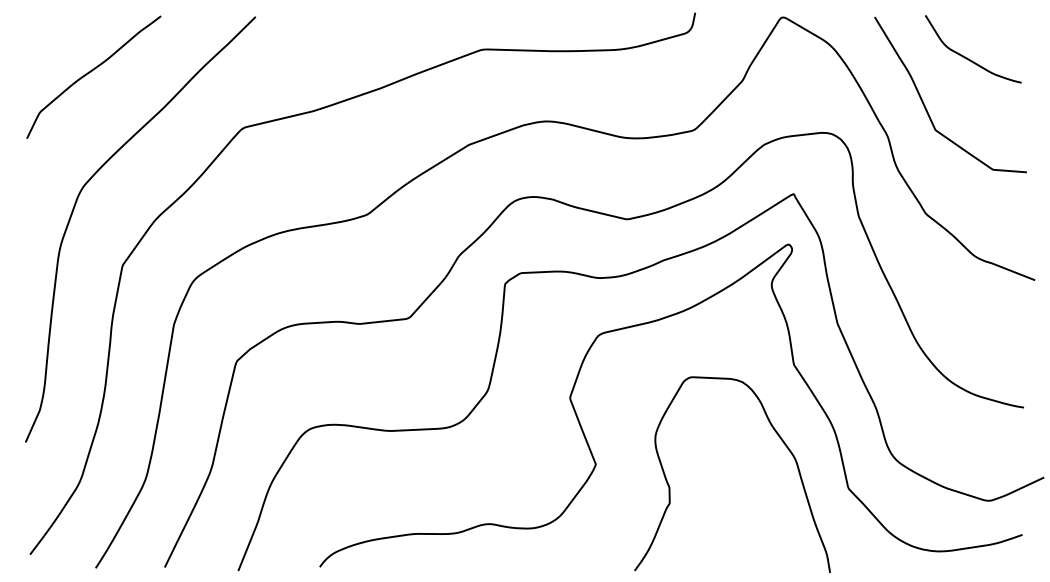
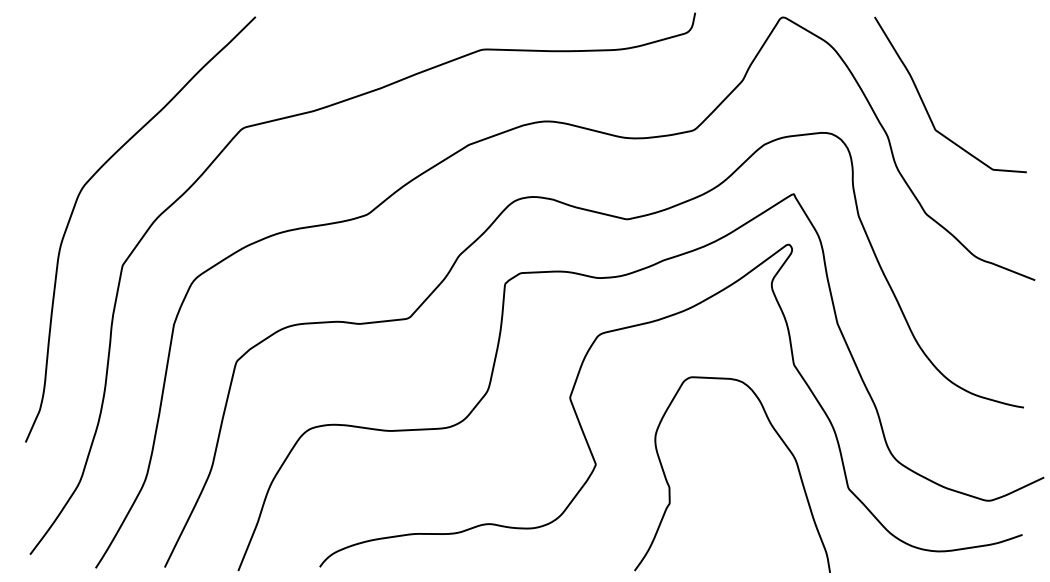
curve: present -> none (967, 57)
curve: present -> none (91, 72)
